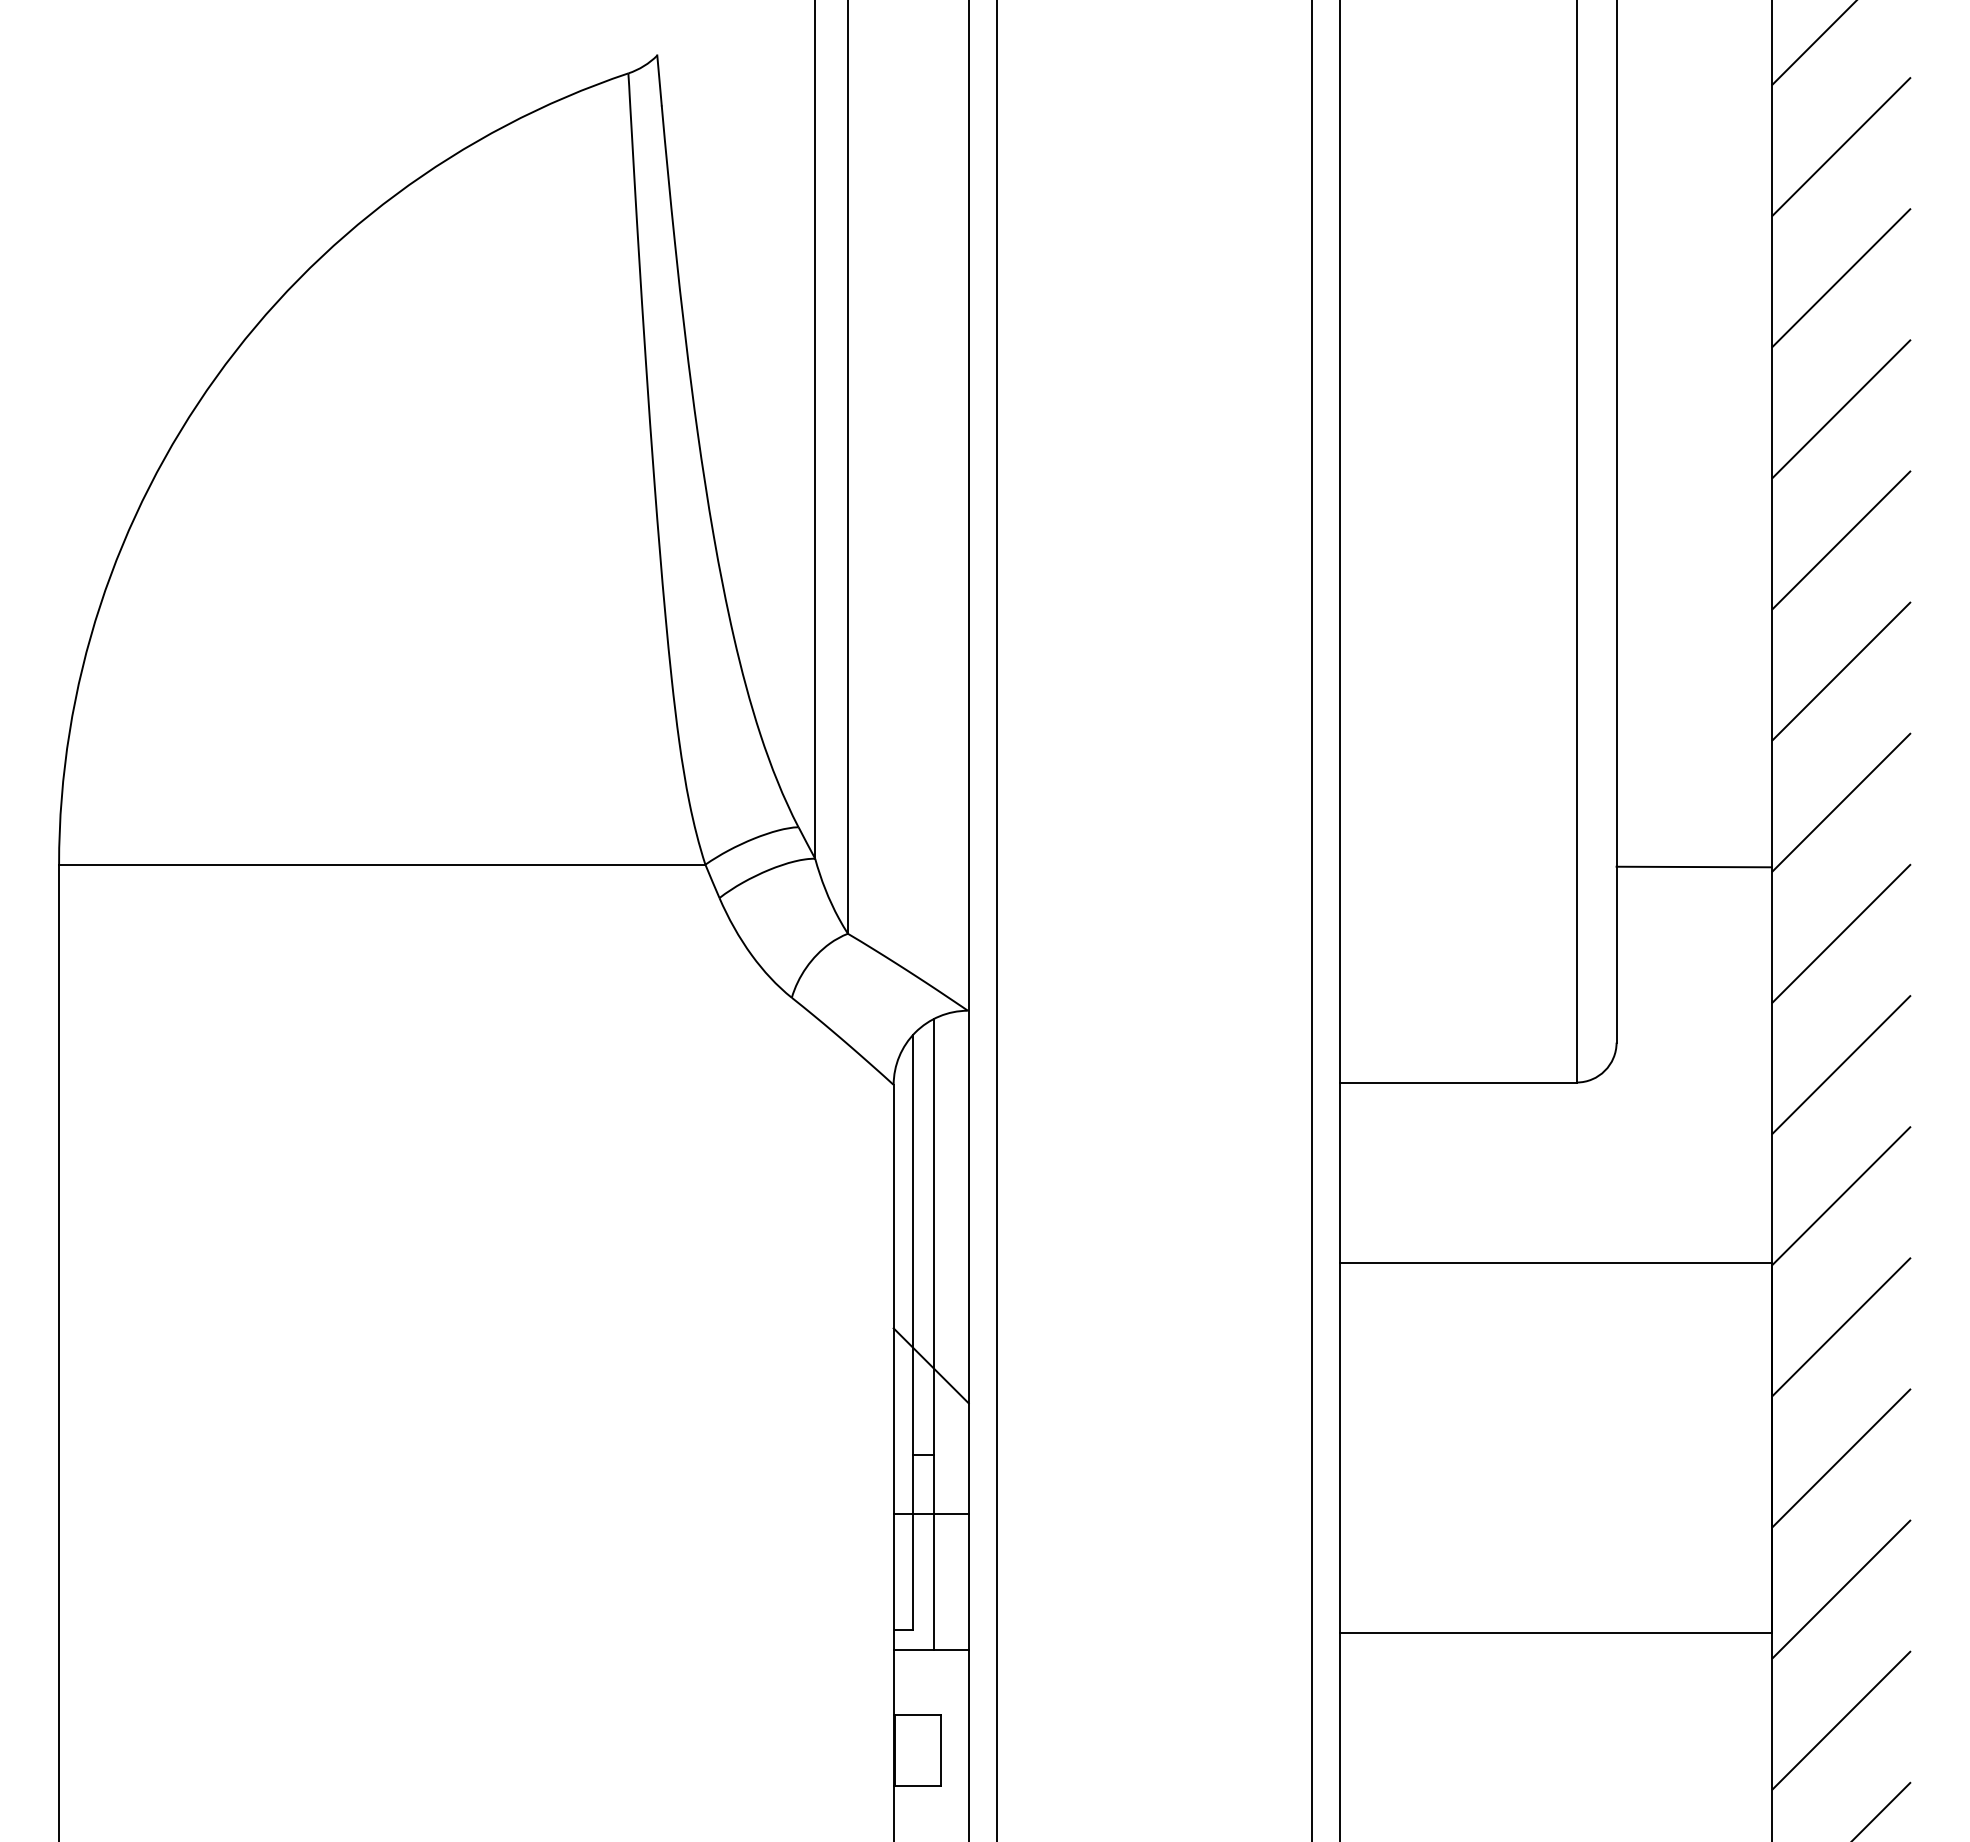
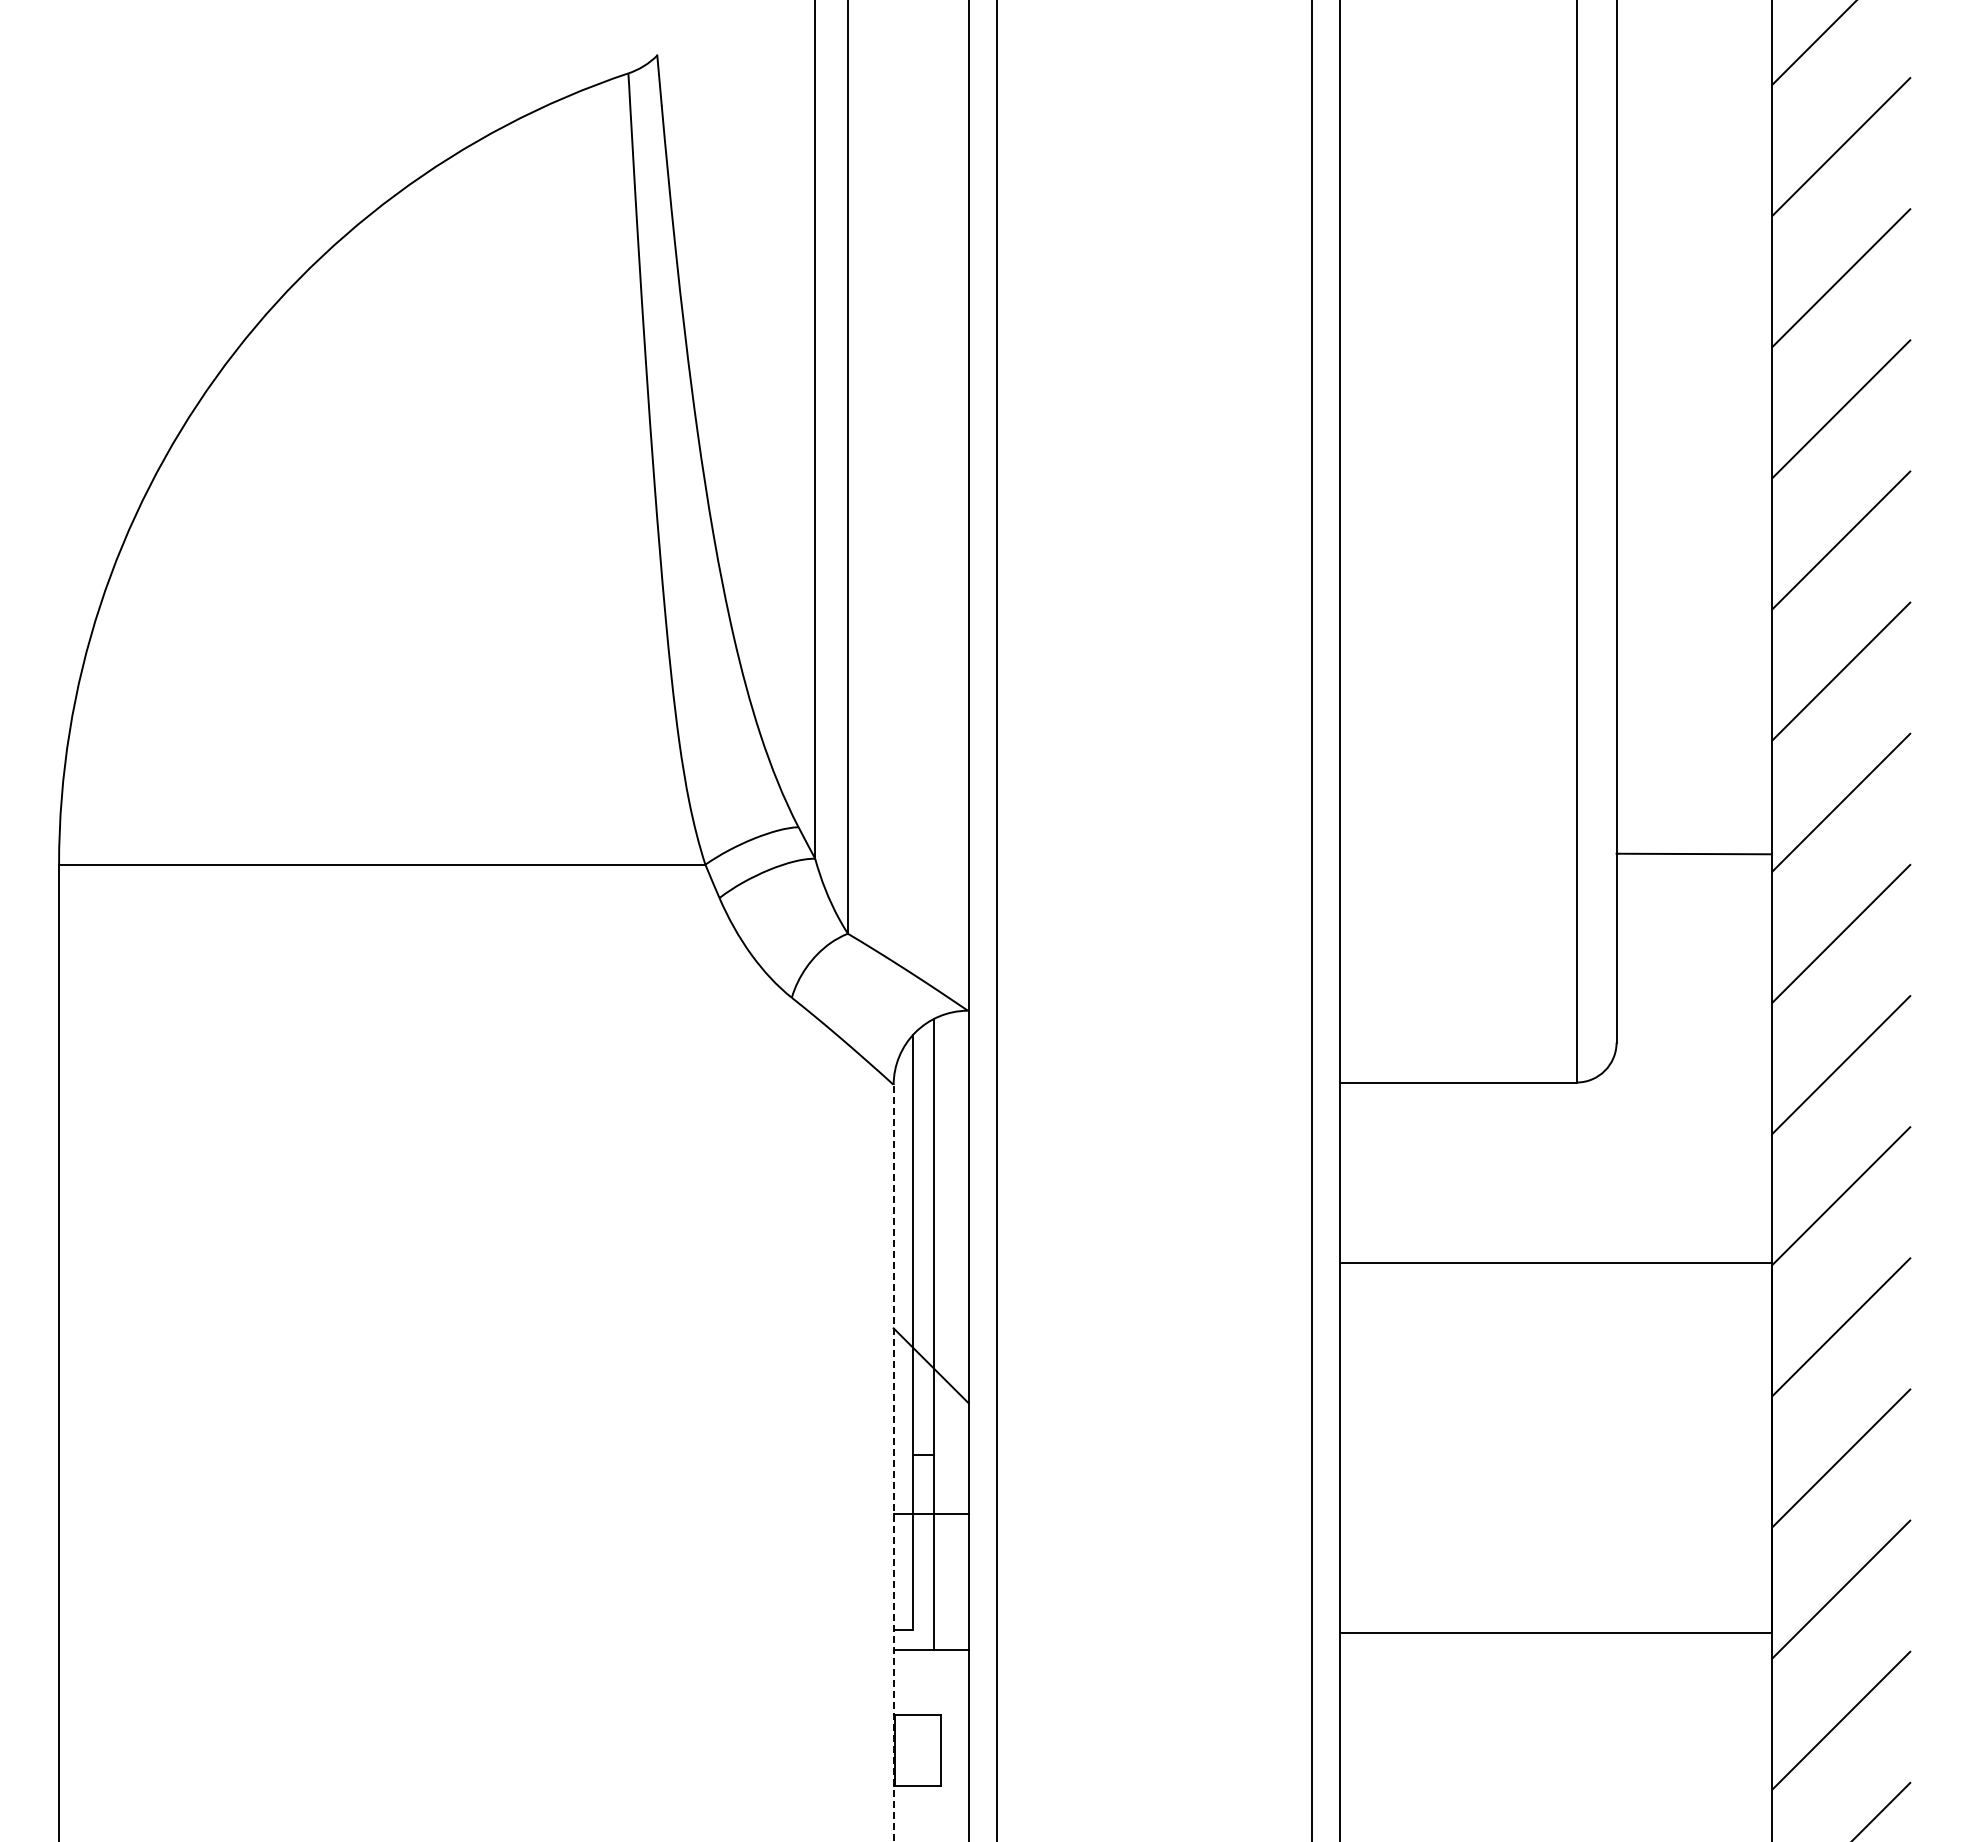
line position: (1693, 866) -> (1693, 853) (1693, 853)
line: solid -> dashed (893, 1462)
